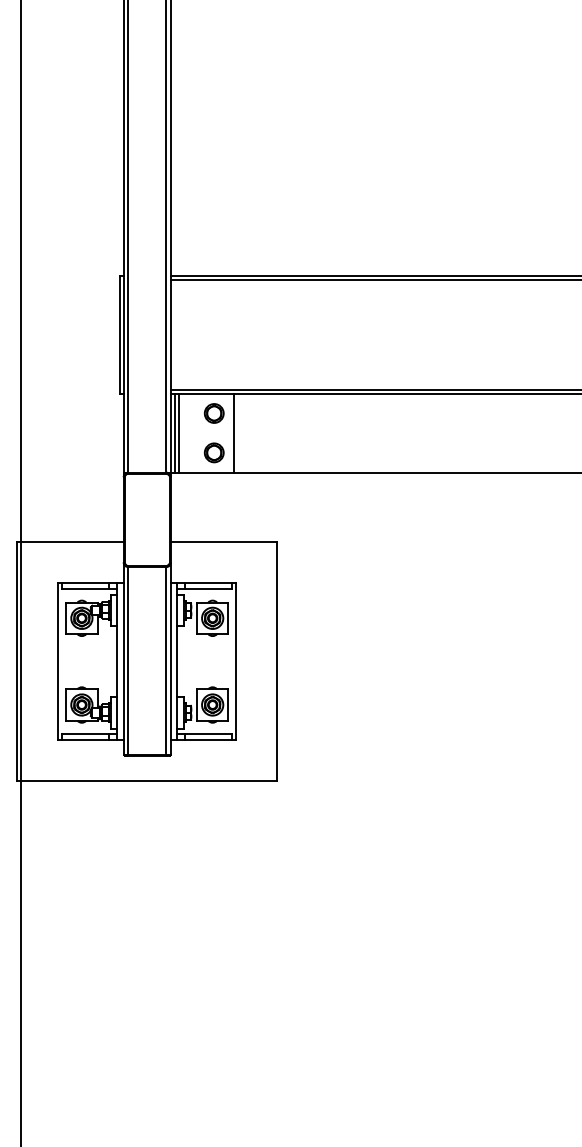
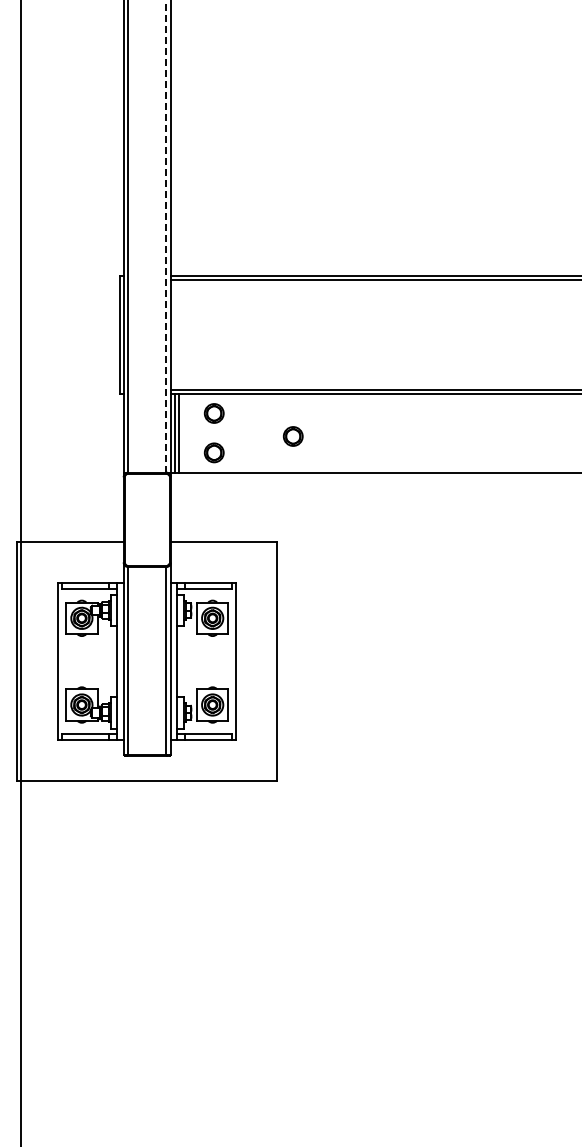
line: solid -> dashed (166, 236)
line: present -> none (233, 432)
part: none -> present (292, 436)
